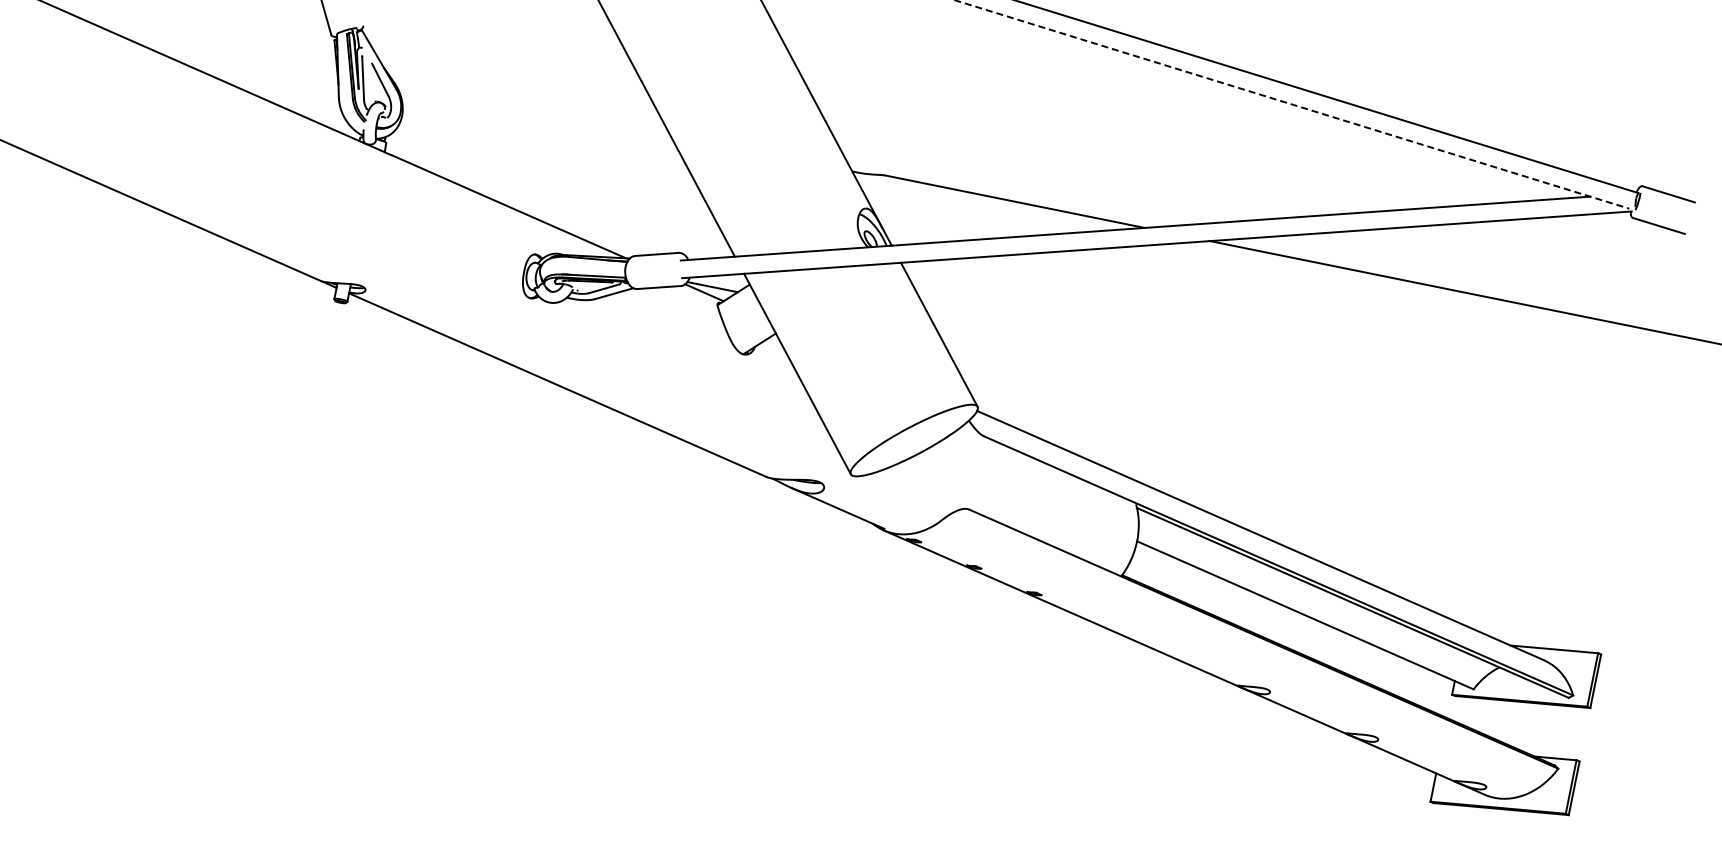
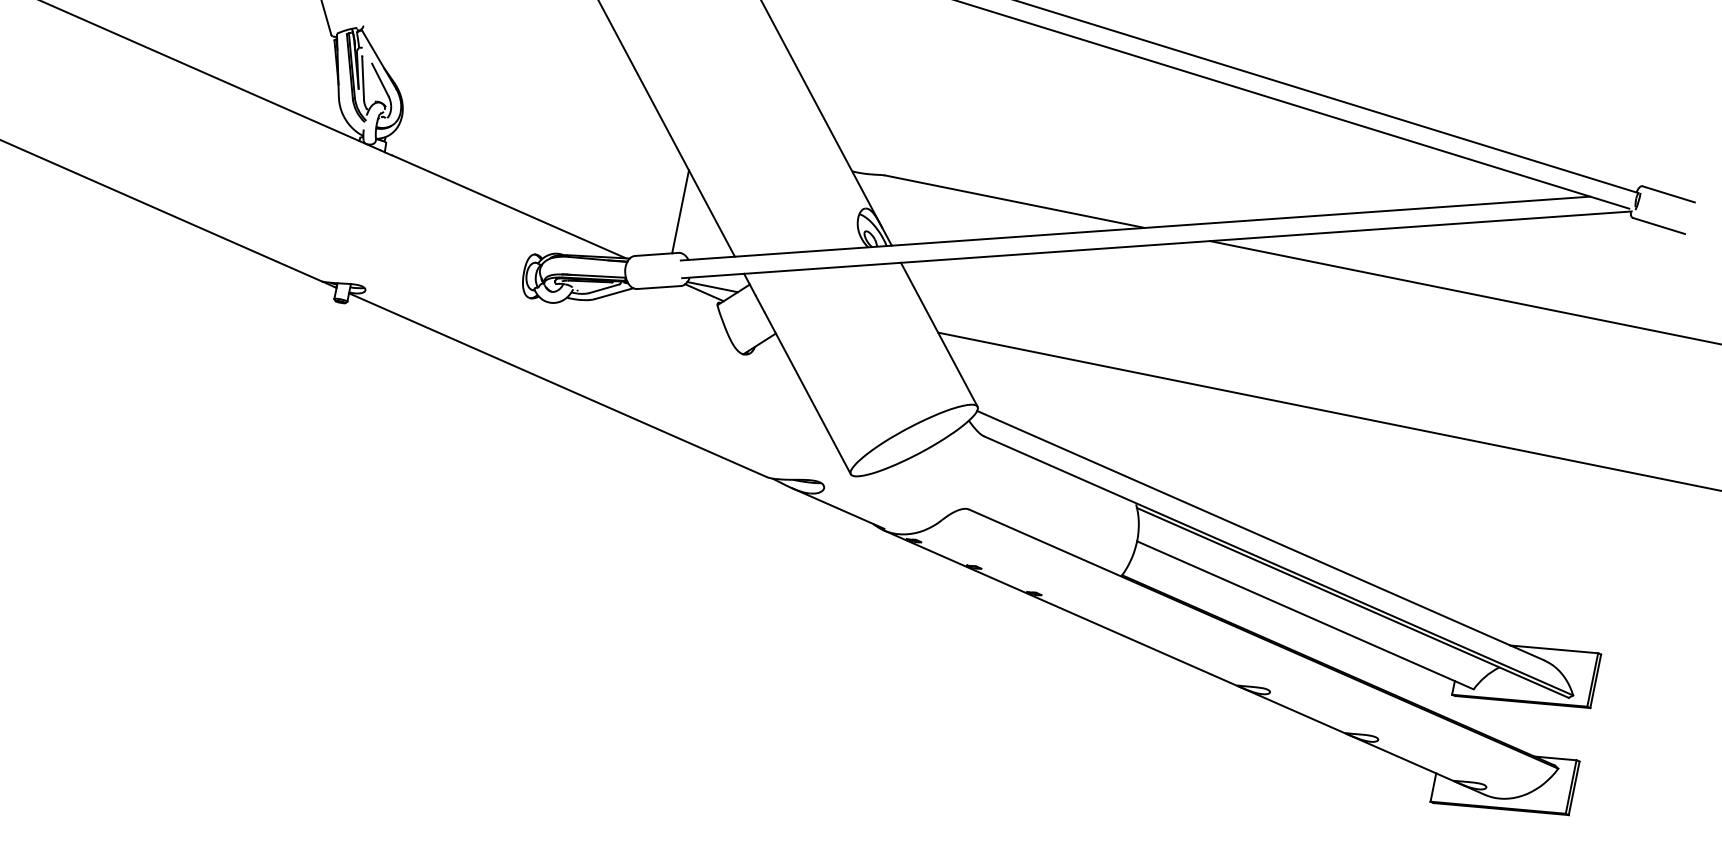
line: dashed -> solid (1292, 104)
line: none -> present (680, 211)
line: none -> present (1328, 411)
